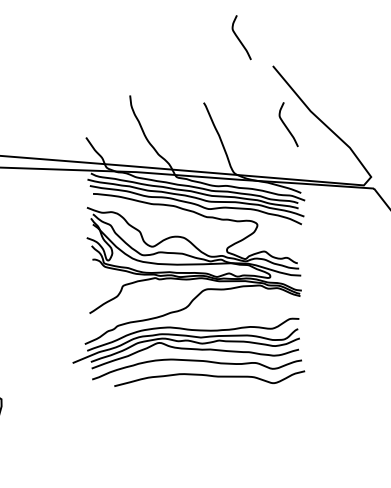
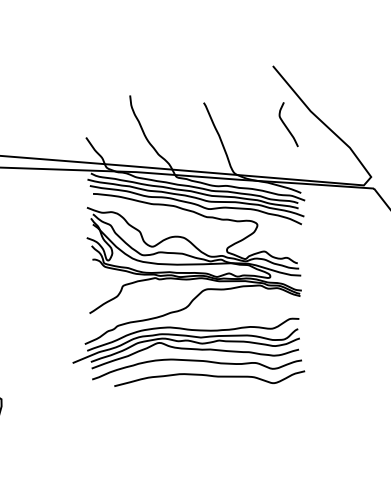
curve: present -> none (239, 38)
